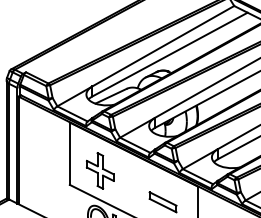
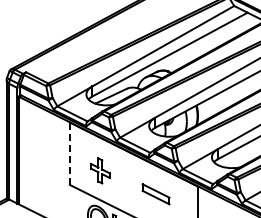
line: solid -> dashed (69, 153)
part size: 29x38 px -> 21x28 px (100, 170)
part position: (162, 202) -> (155, 194) (155, 194)
